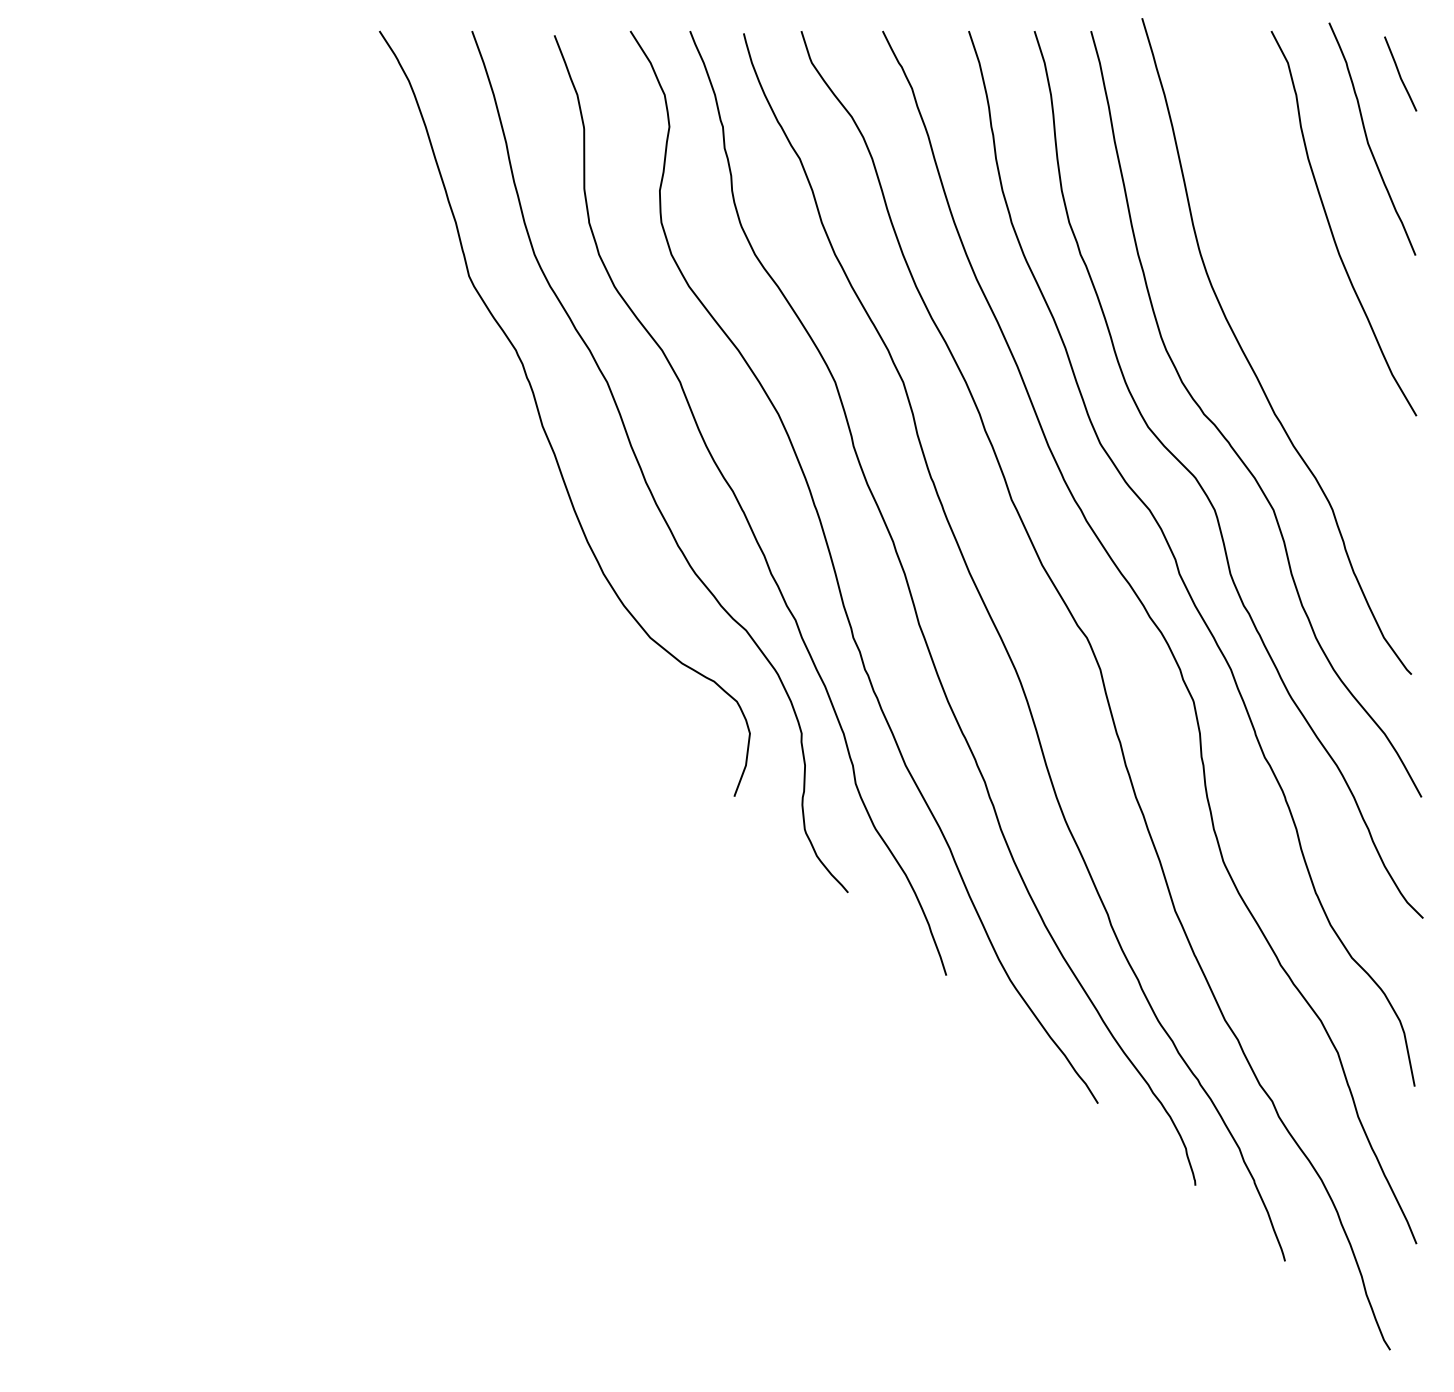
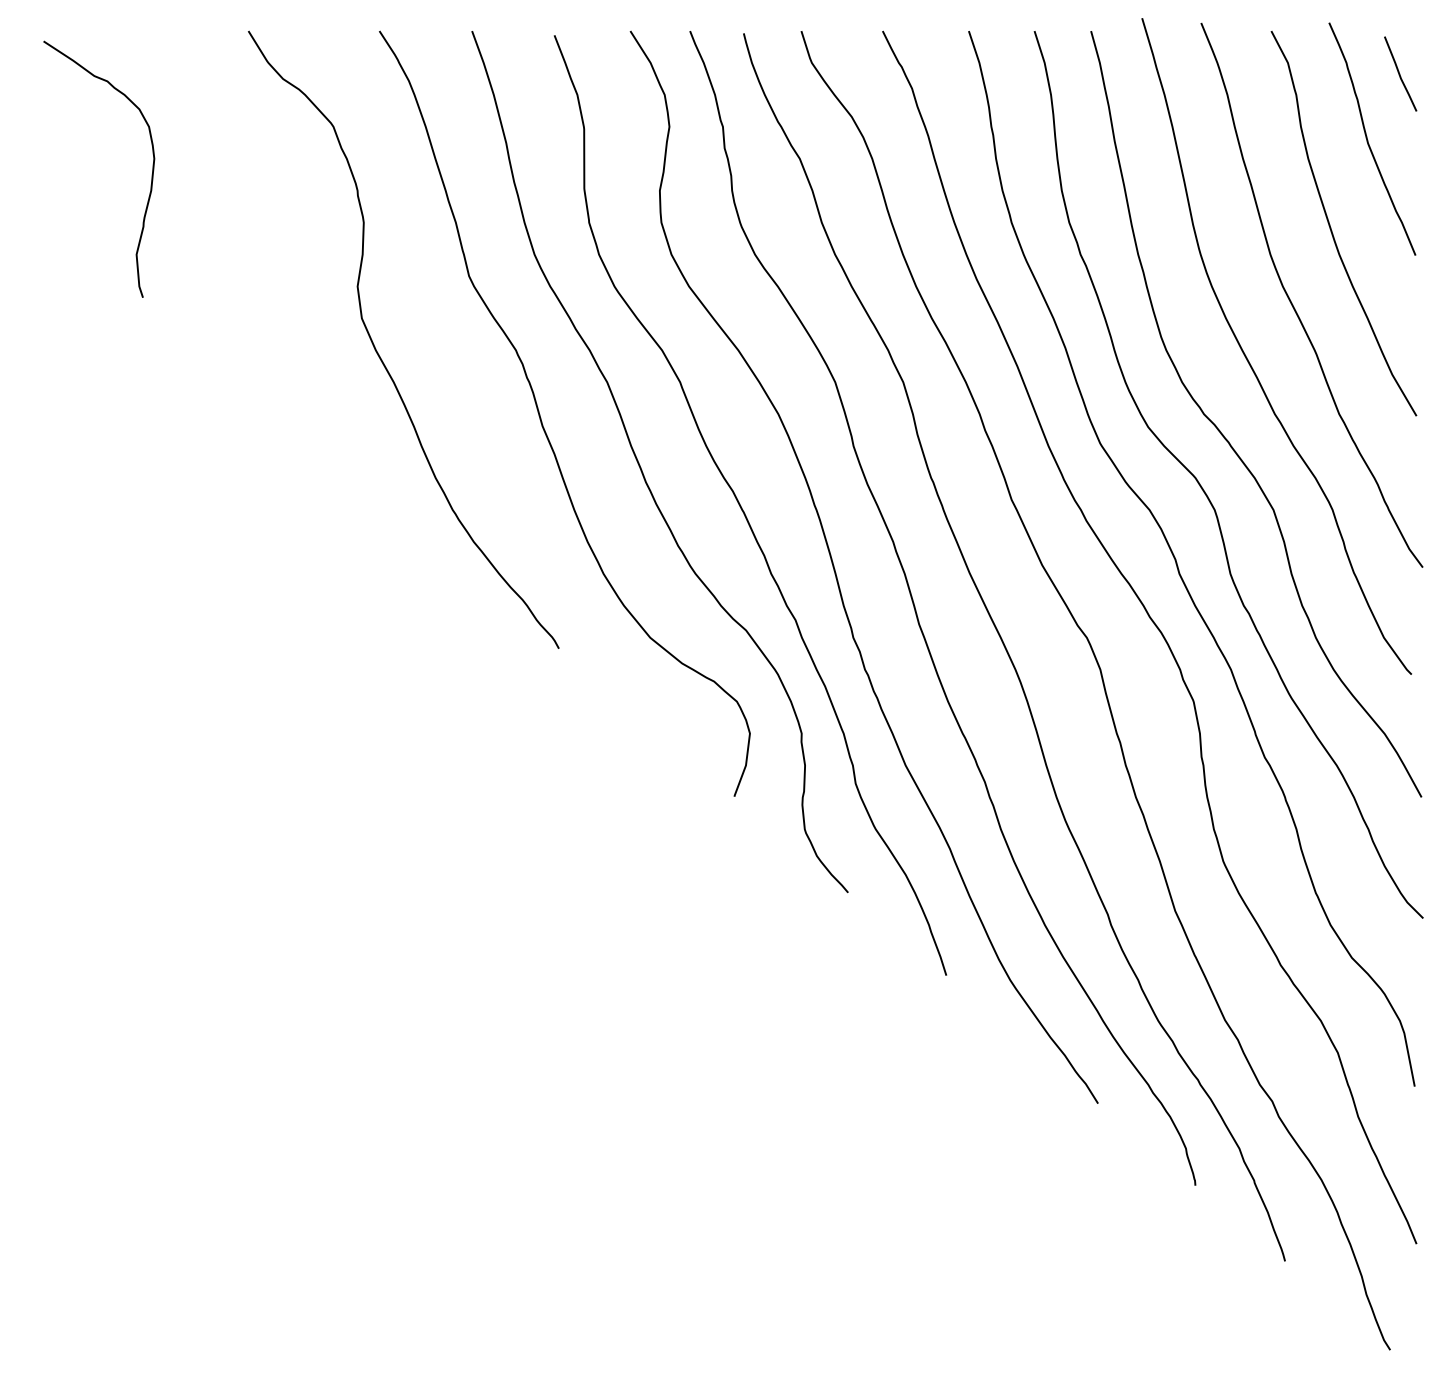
curve: none -> present (151, 174)
curve: none -> present (1293, 304)
curve: none -> present (378, 352)
